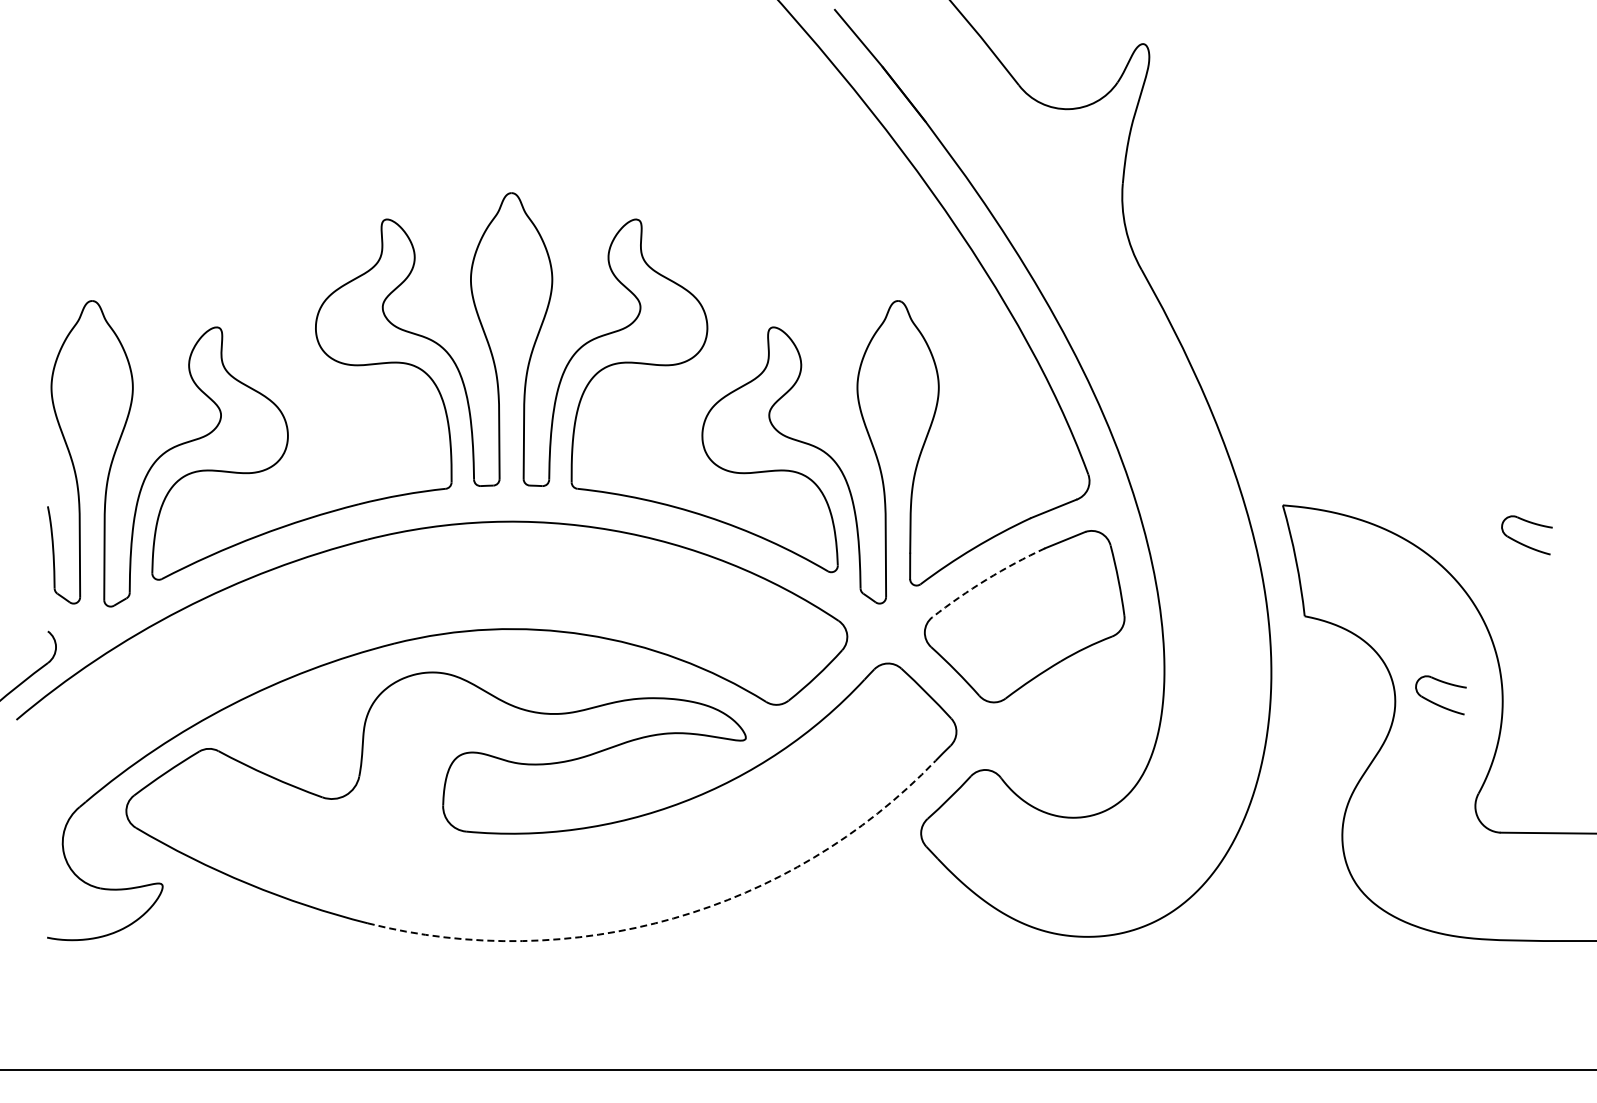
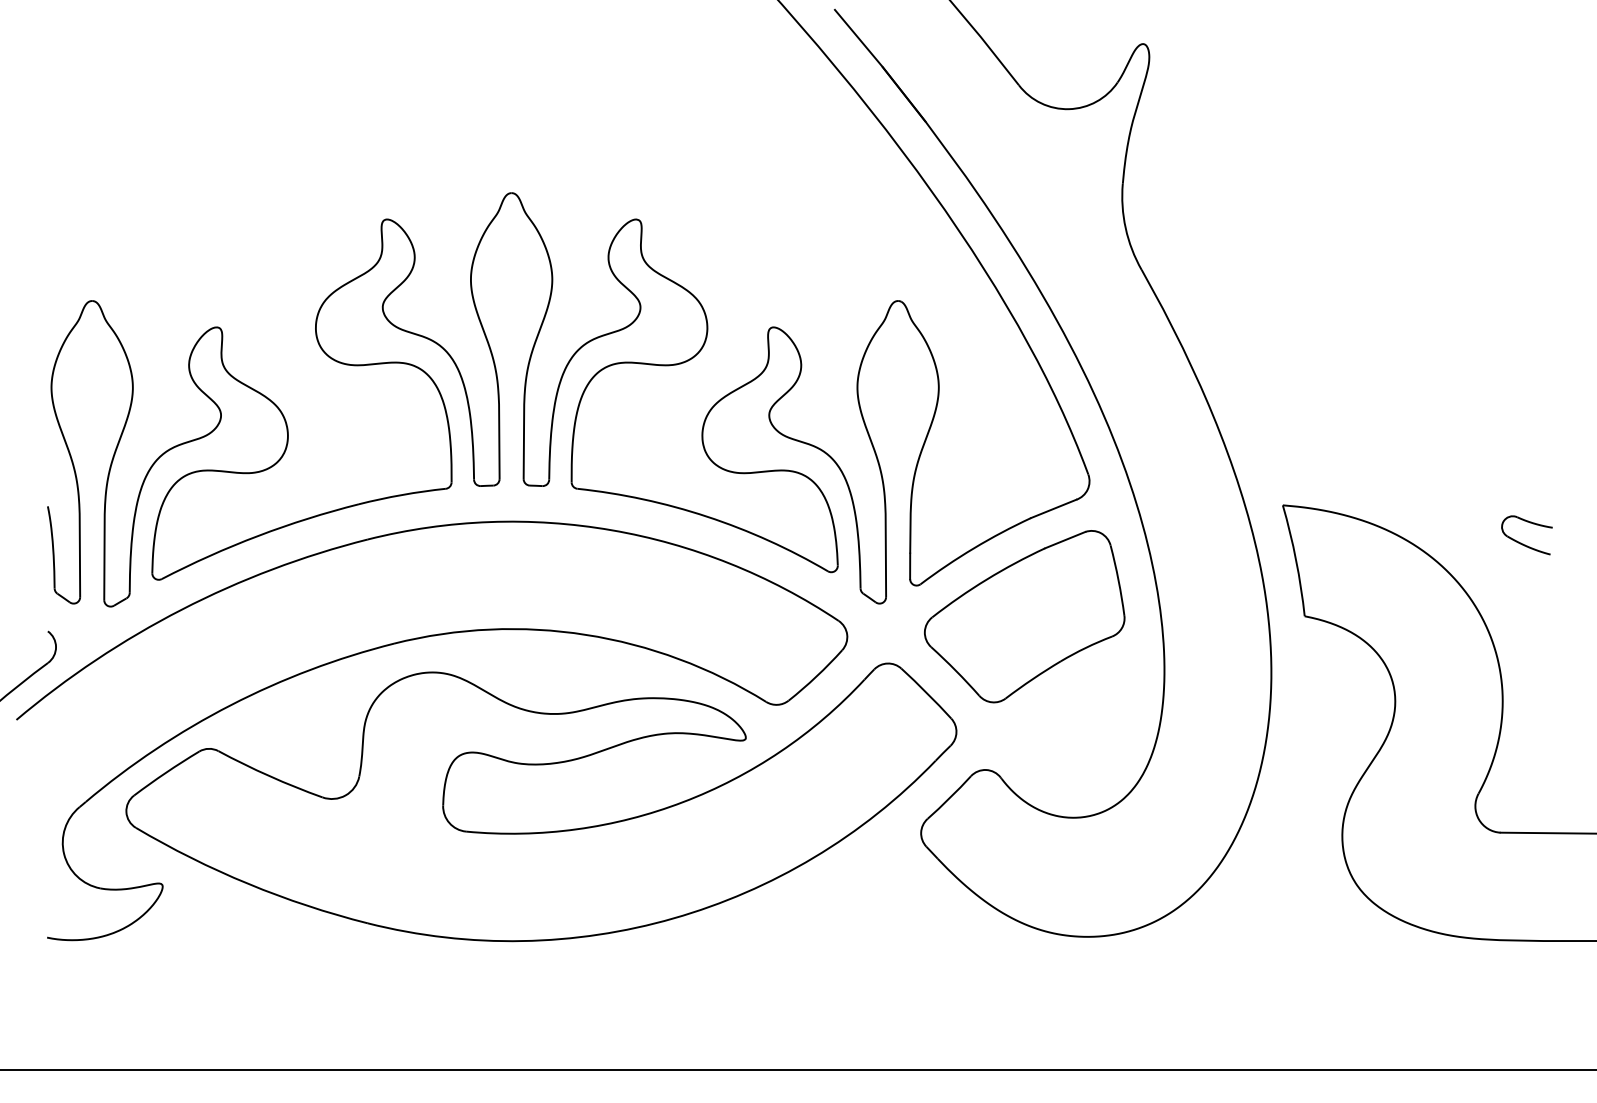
arc: dashed -> solid (986, 579)
part: present -> none (1437, 703)
arc: dashed -> solid (673, 918)
